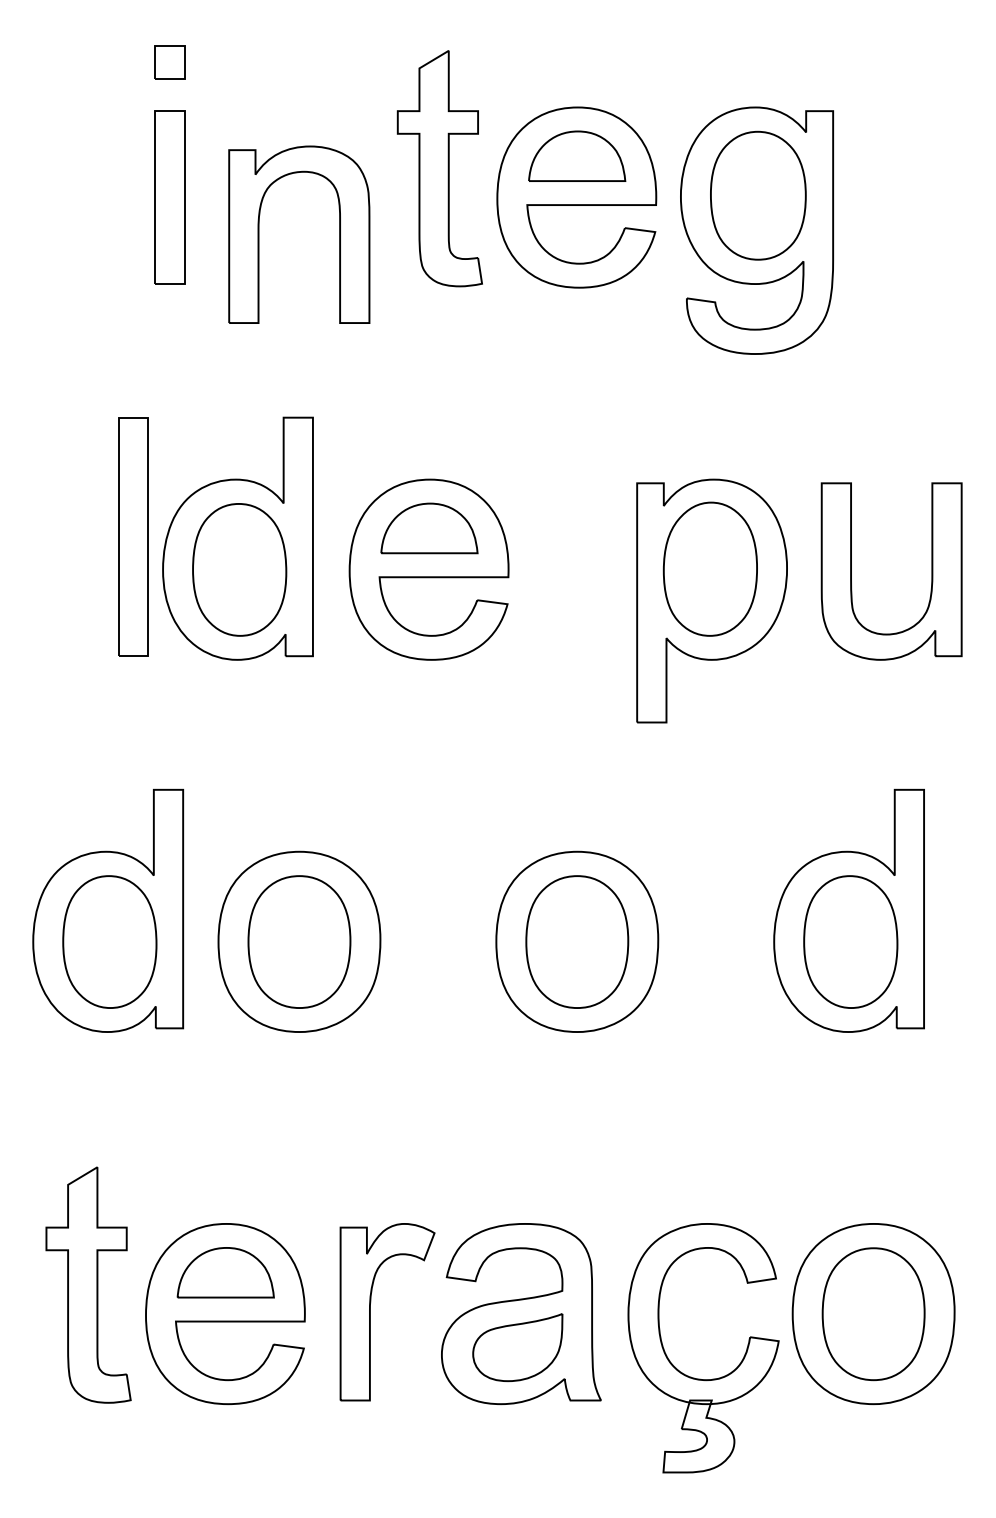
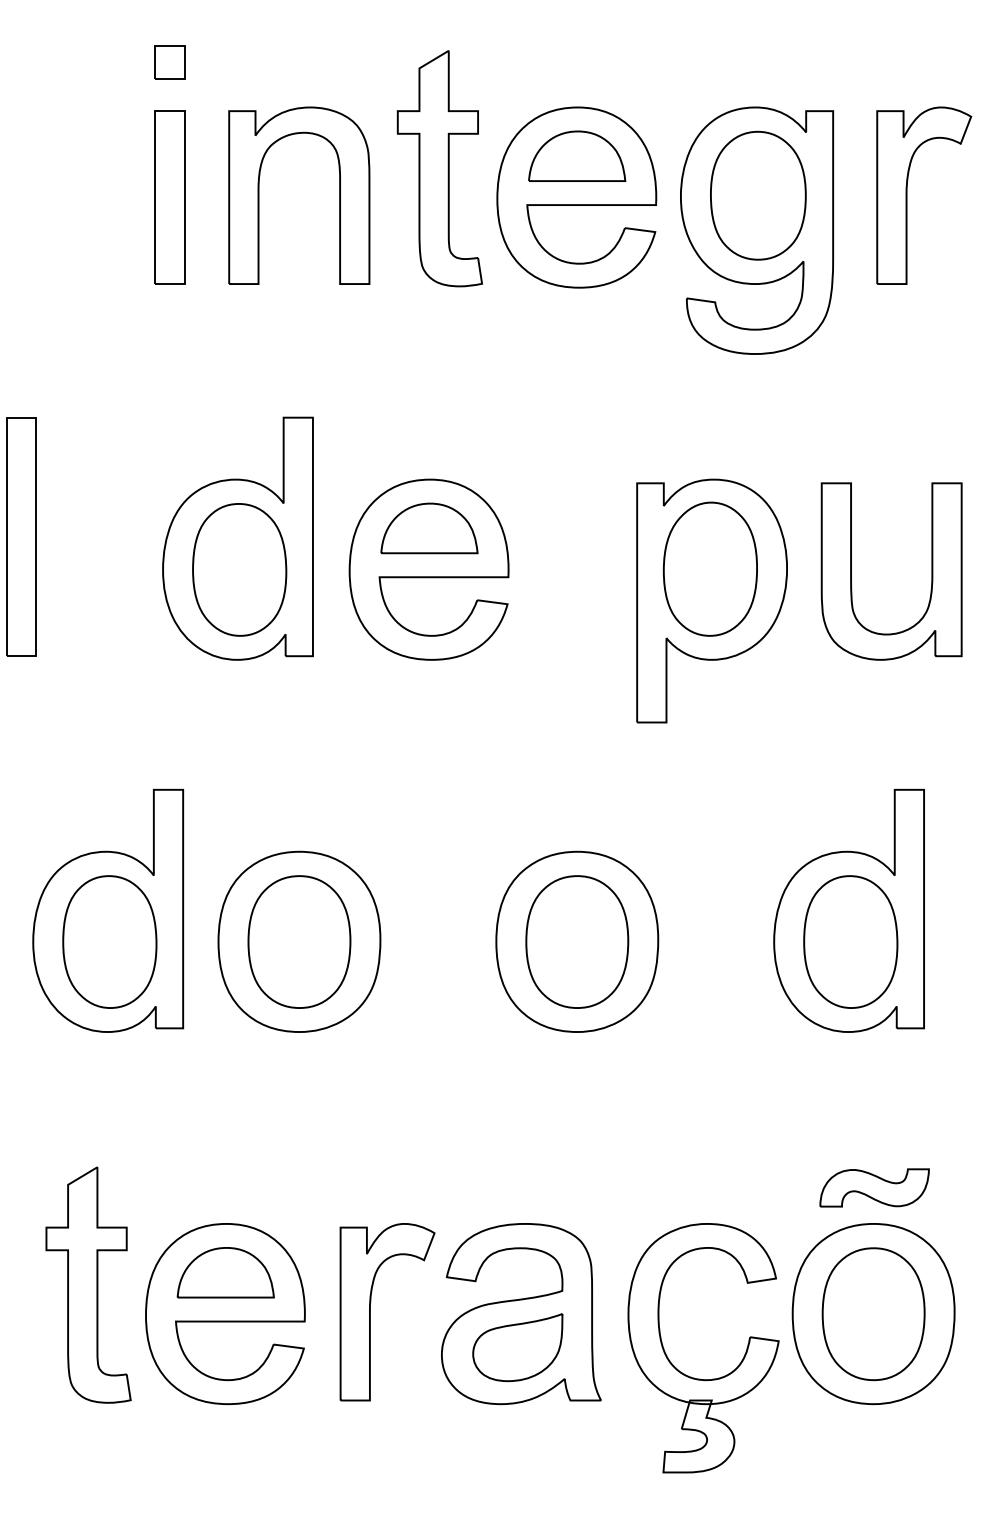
part: none -> present (907, 195)
part position: (259, 234) -> (259, 195) (259, 195)
part position: (133, 536) -> (21, 536) (21, 536)
part: none -> present (874, 1187)
